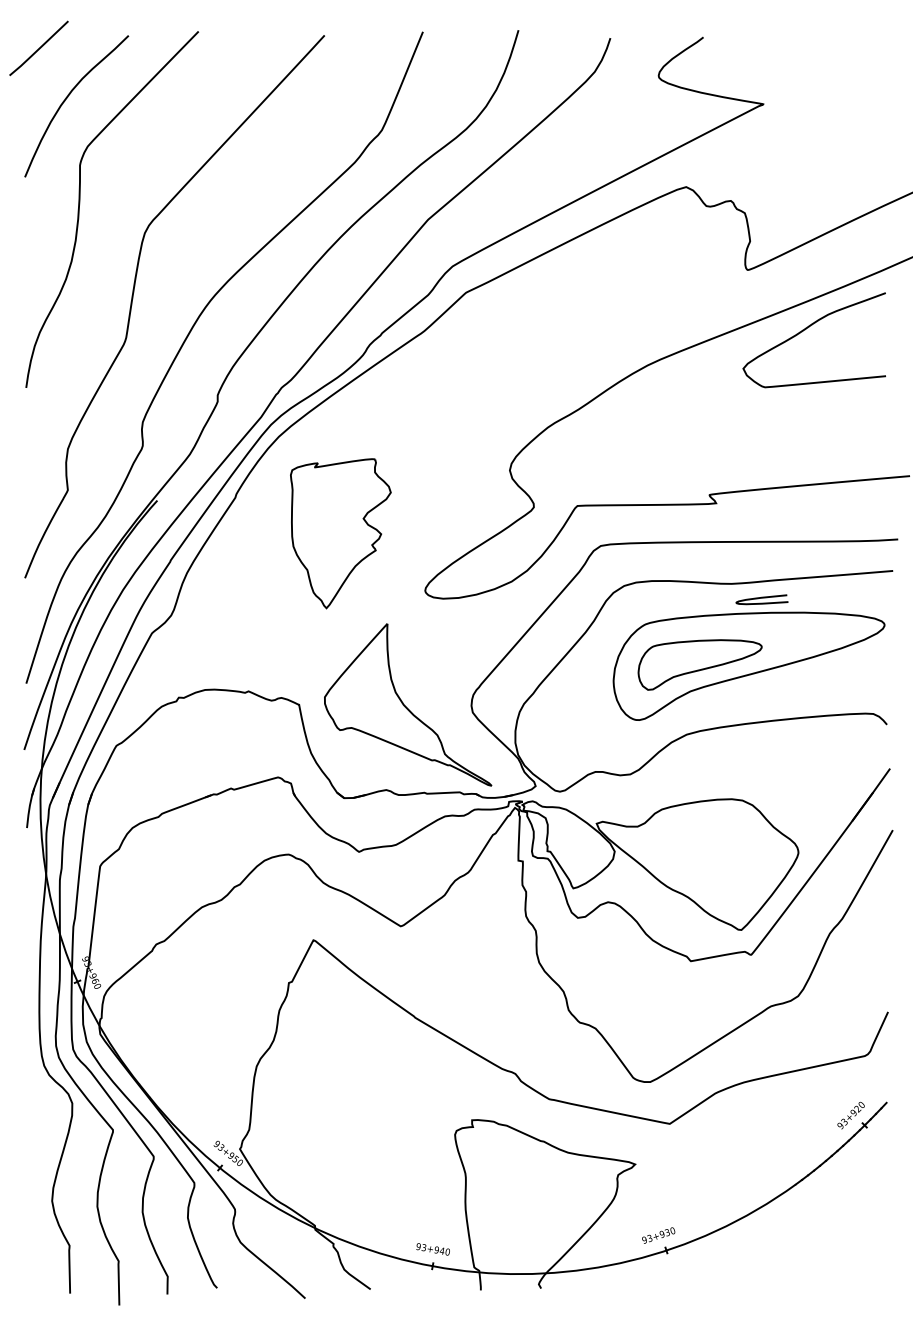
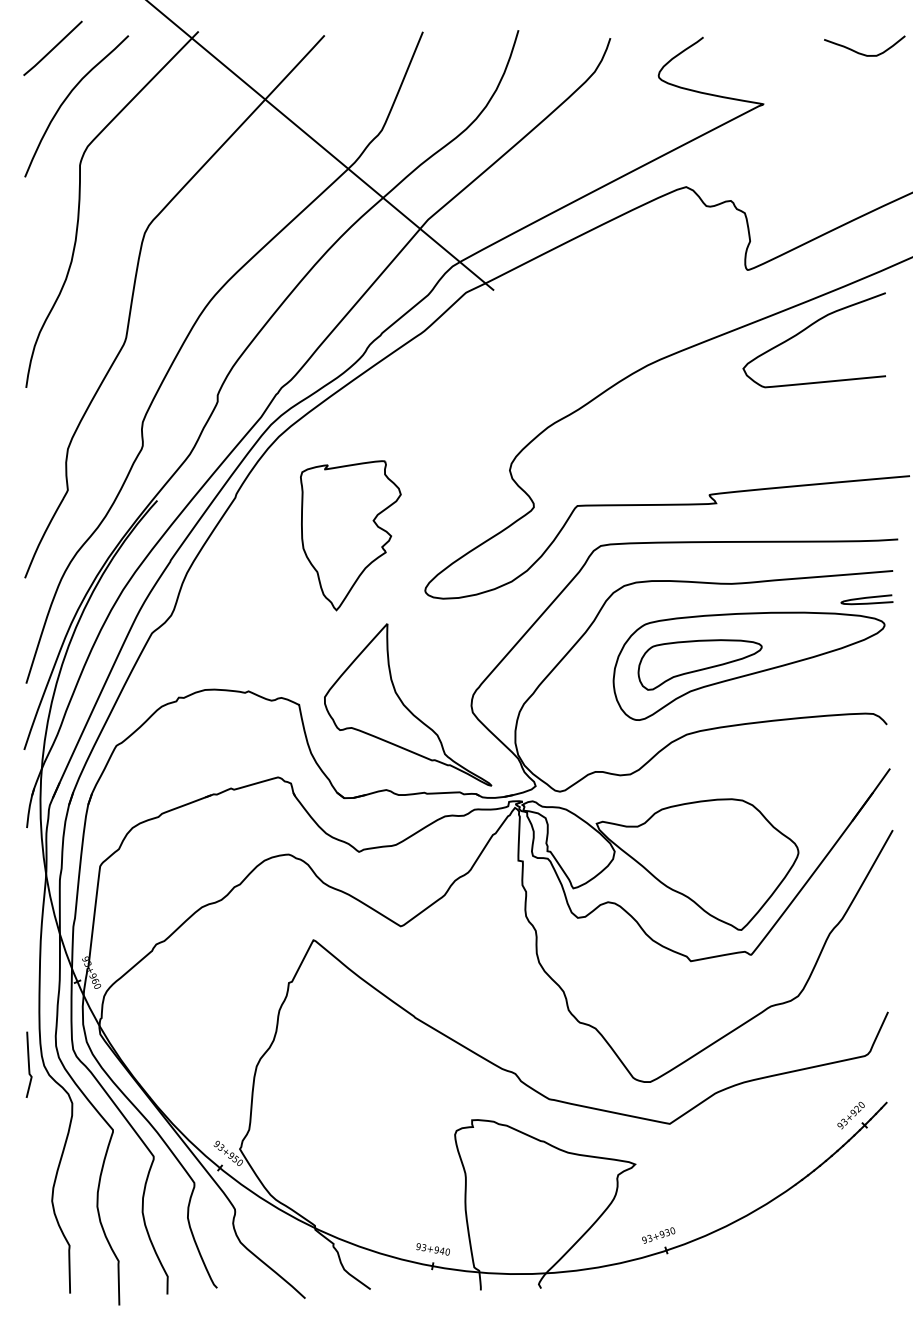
line position: (38, 48) -> (52, 48) (52, 48)
curve: none -> present (860, 52)
line: none -> present (321, 145)
part position: (340, 533) -> (350, 535) (350, 535)
curve position: (761, 598) -> (866, 598) (866, 598)
curve: none -> present (28, 1064)
